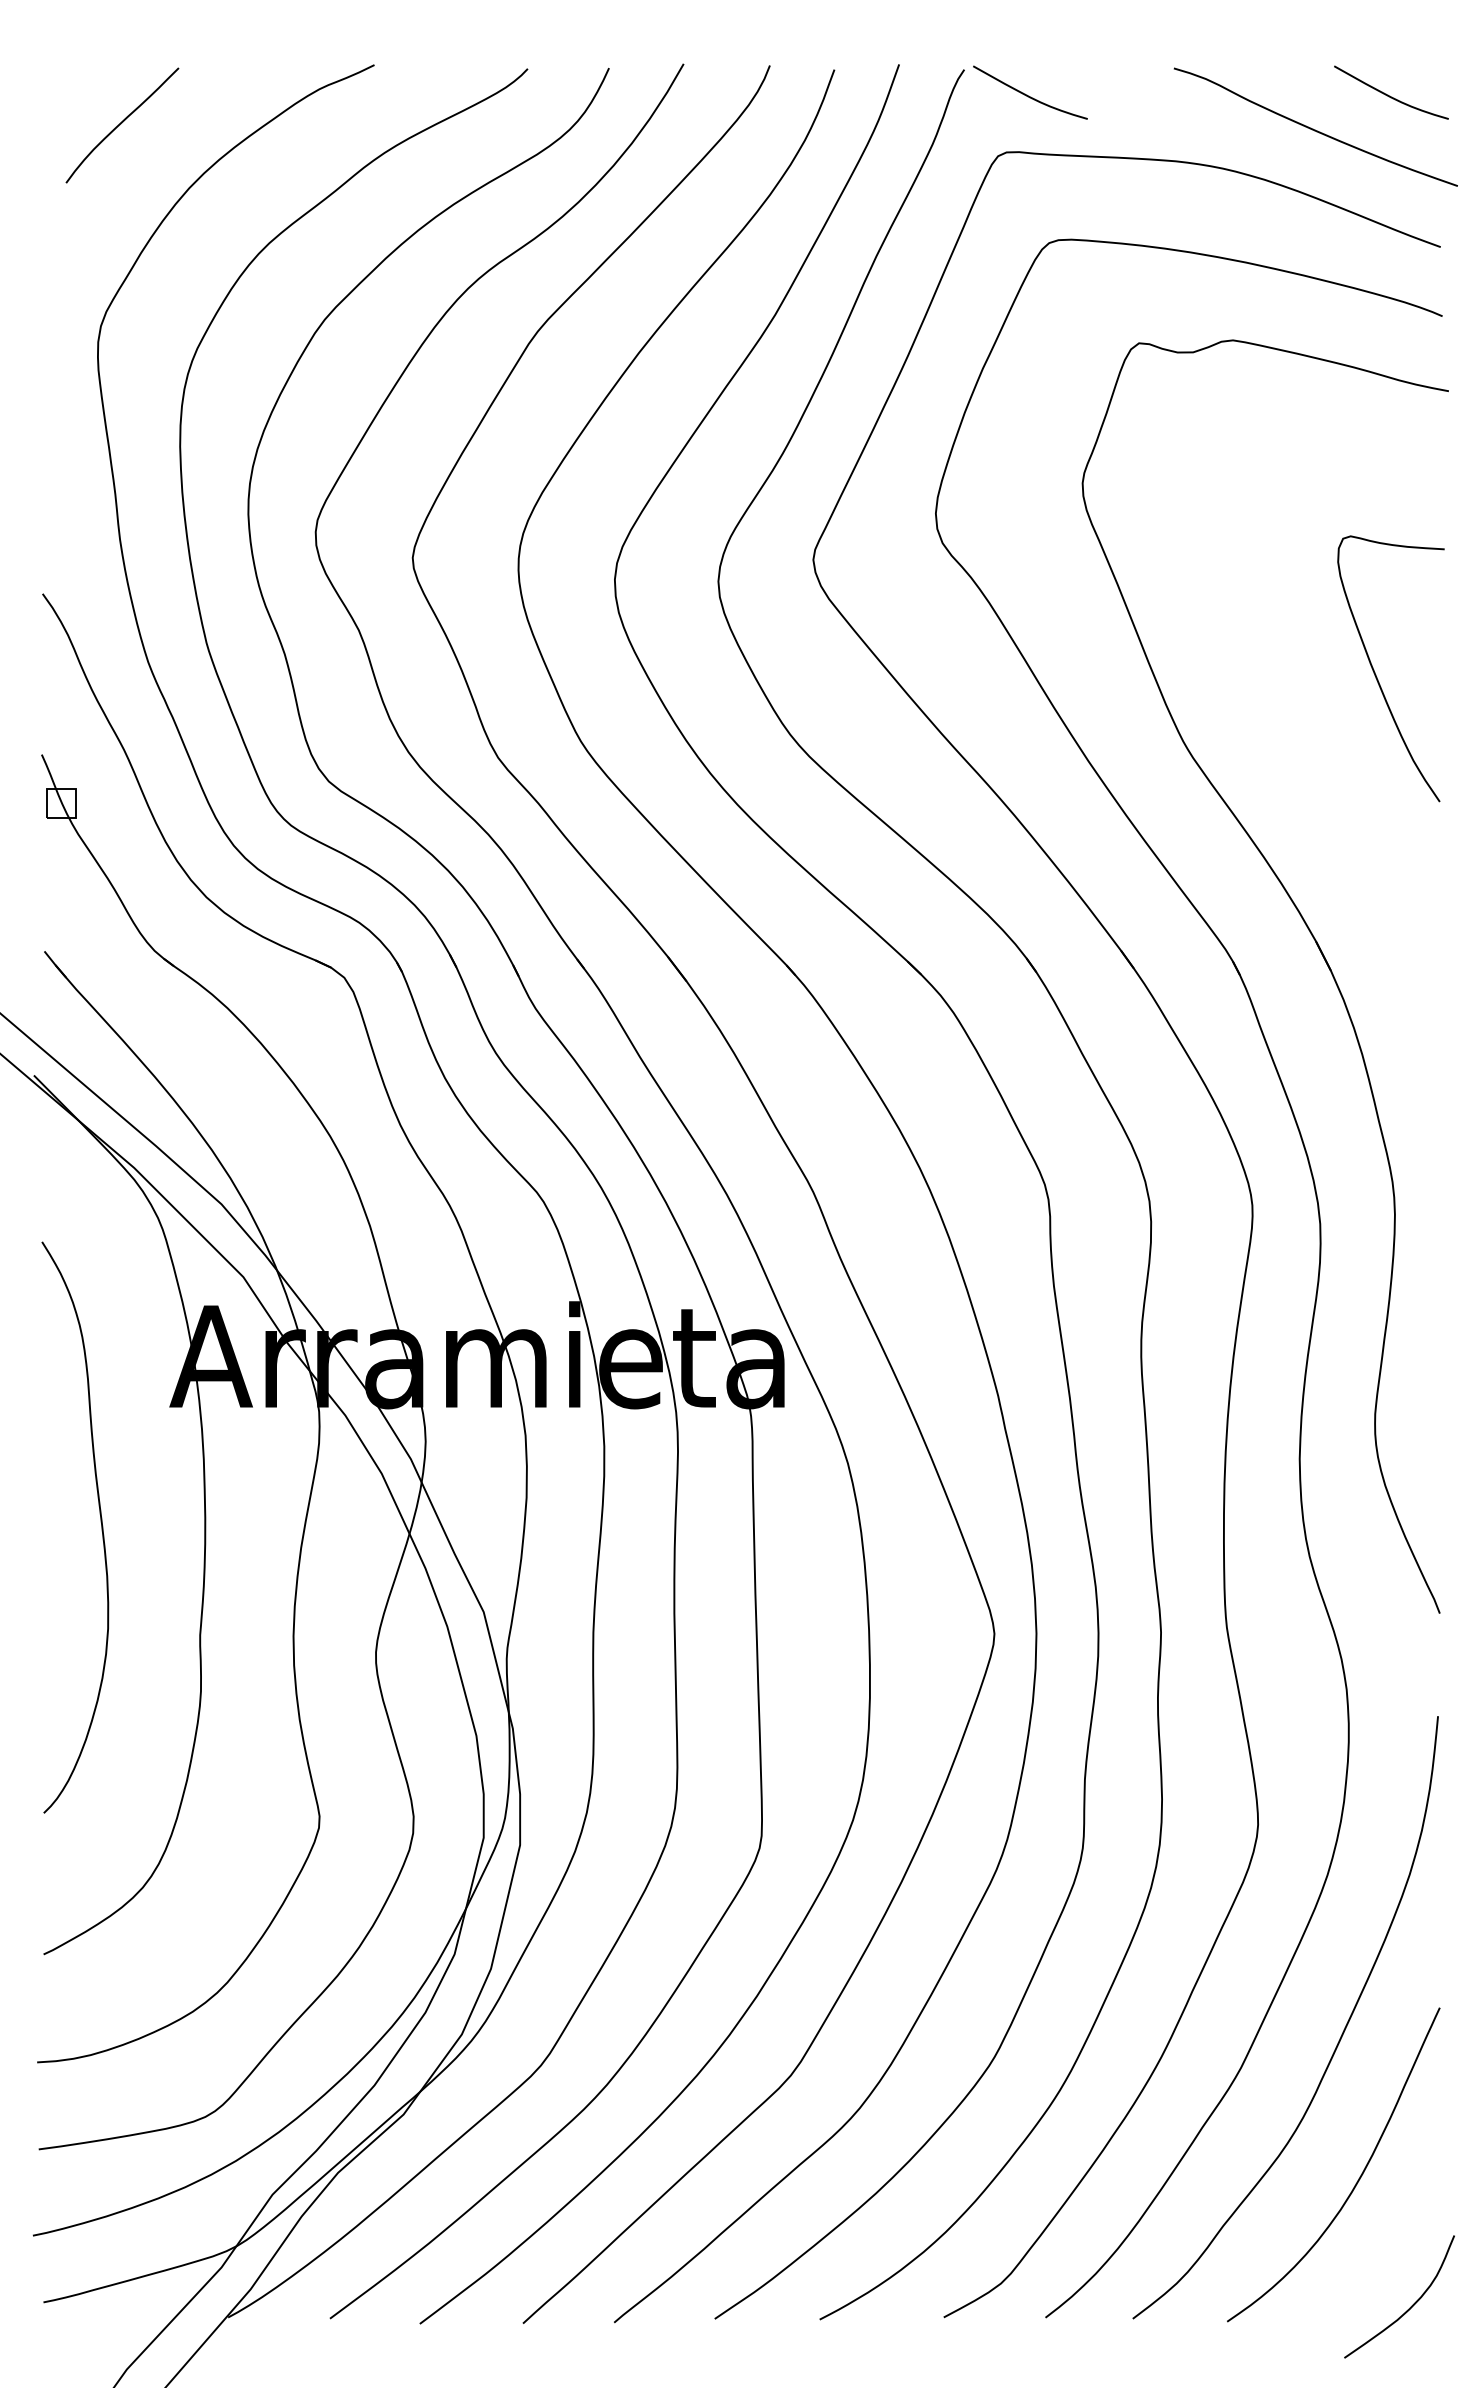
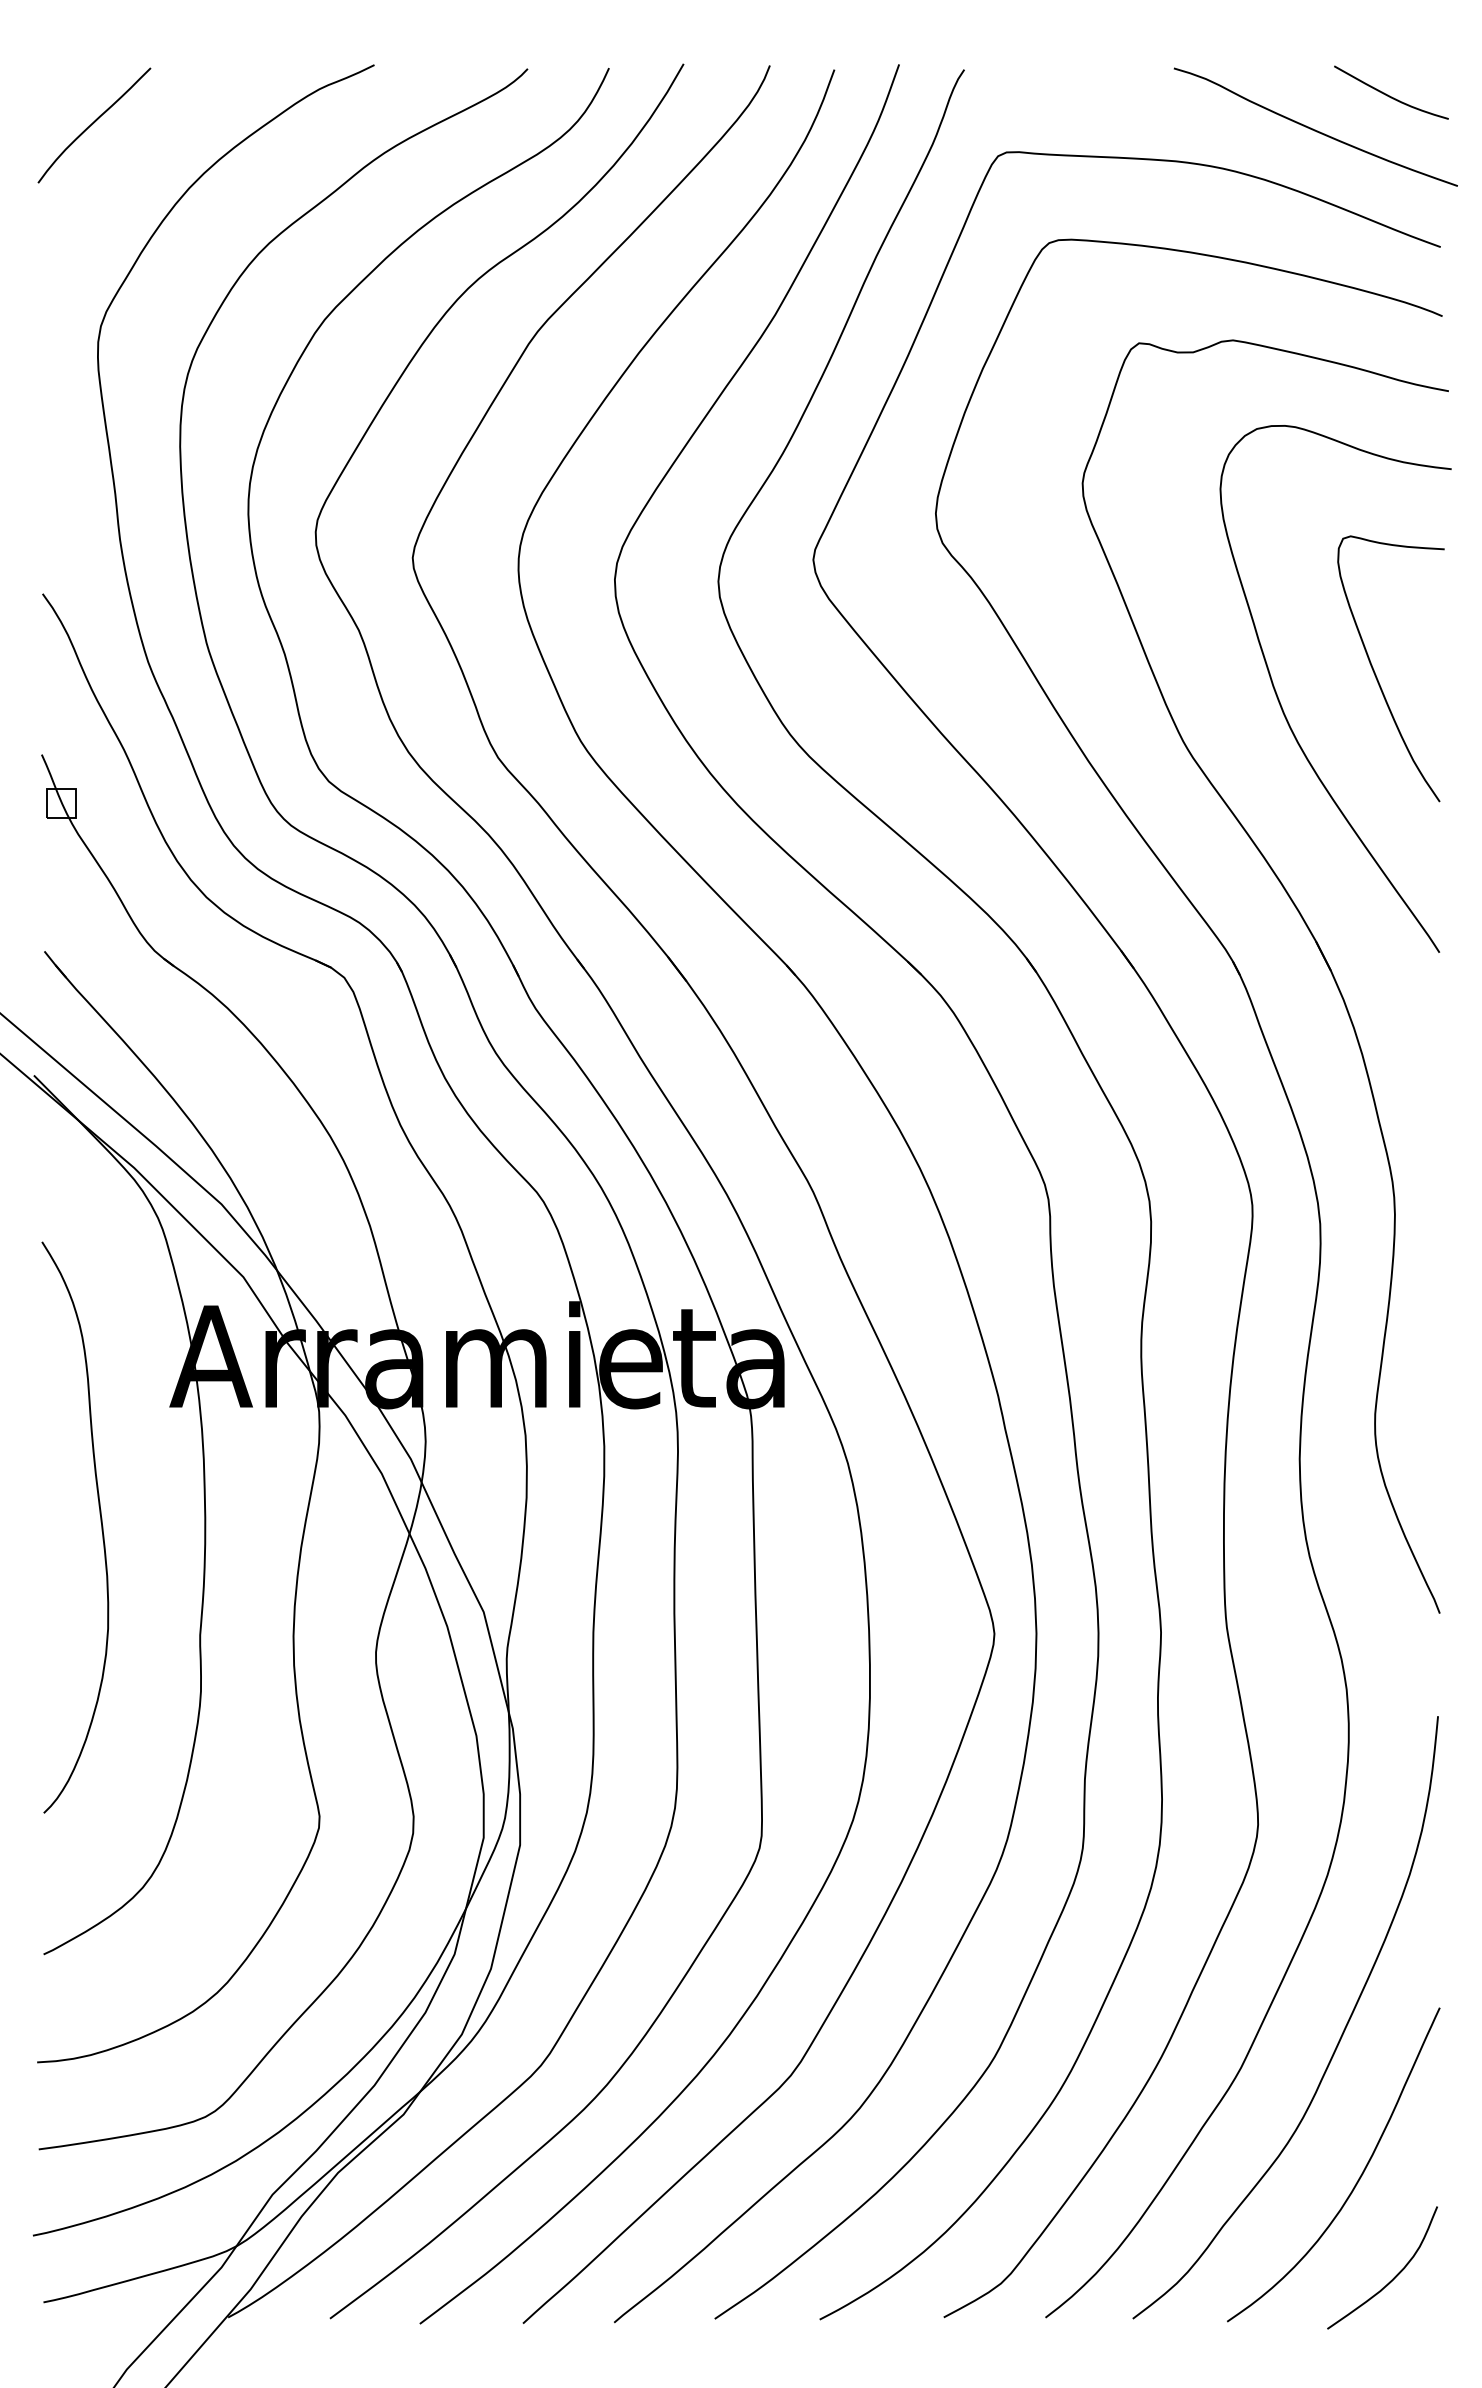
curve: present -> none (1027, 94)
curve position: (121, 124) -> (93, 124) (93, 124)
curve: none -> present (1282, 706)
curve position: (1410, 2306) -> (1393, 2277) (1393, 2277)
